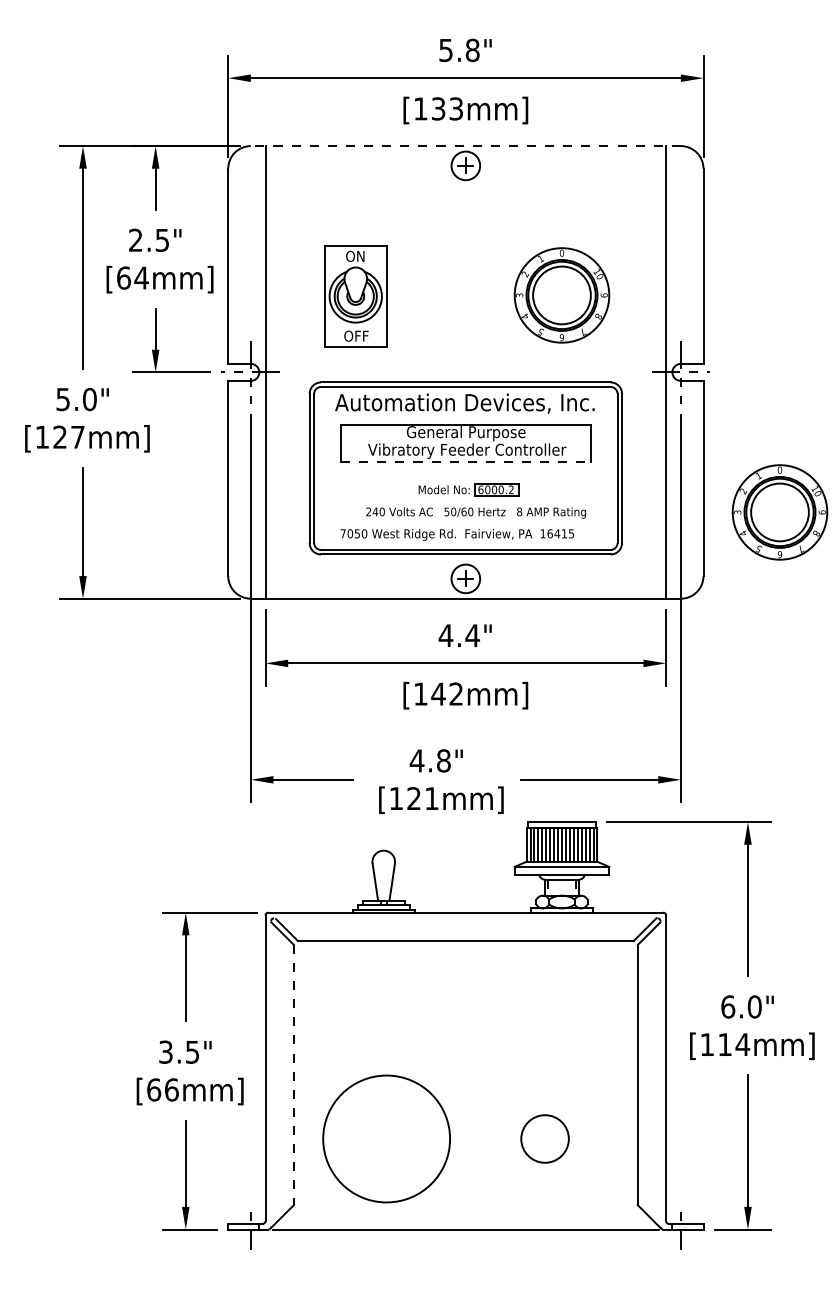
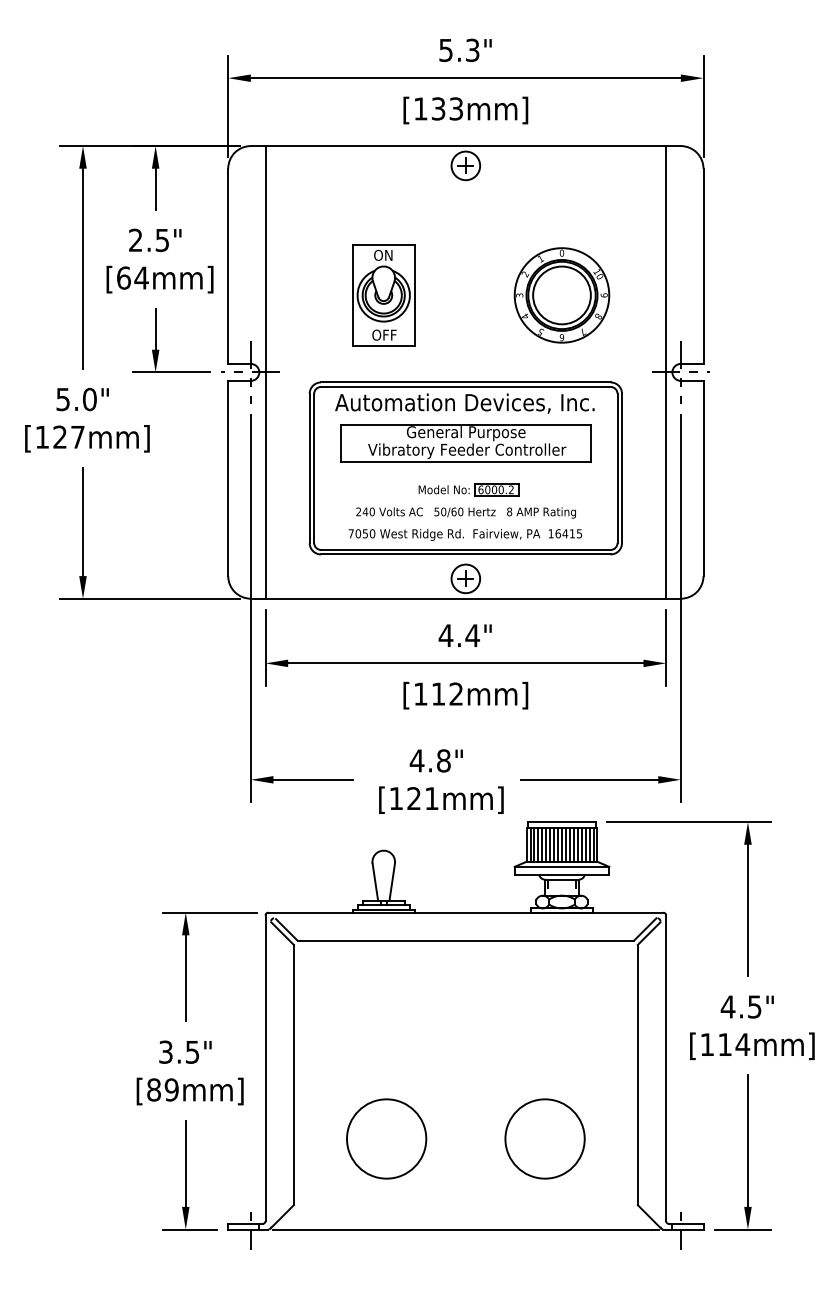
text: 5.8" -> 5.3" (472, 49)
line: dashed -> solid (465, 146)
part position: (355, 296) -> (383, 295) (383, 295)
line: dashed -> solid (465, 461)
text position: (475, 512) -> (465, 512) (465, 512)
part: present -> none (779, 512)
text position: (456, 534) -> (464, 534) (464, 534)
text: [142mm] -> [112mm] (438, 693)
text: 6.0" -> 4.5" (740, 1006)
line: dashed -> solid (293, 1075)
text: [66mm] -> [89mm] (162, 1089)
circle diameter: 127 px -> 79 px (386, 1138)
circle diameter: 48 px -> 79 px (544, 1138)
